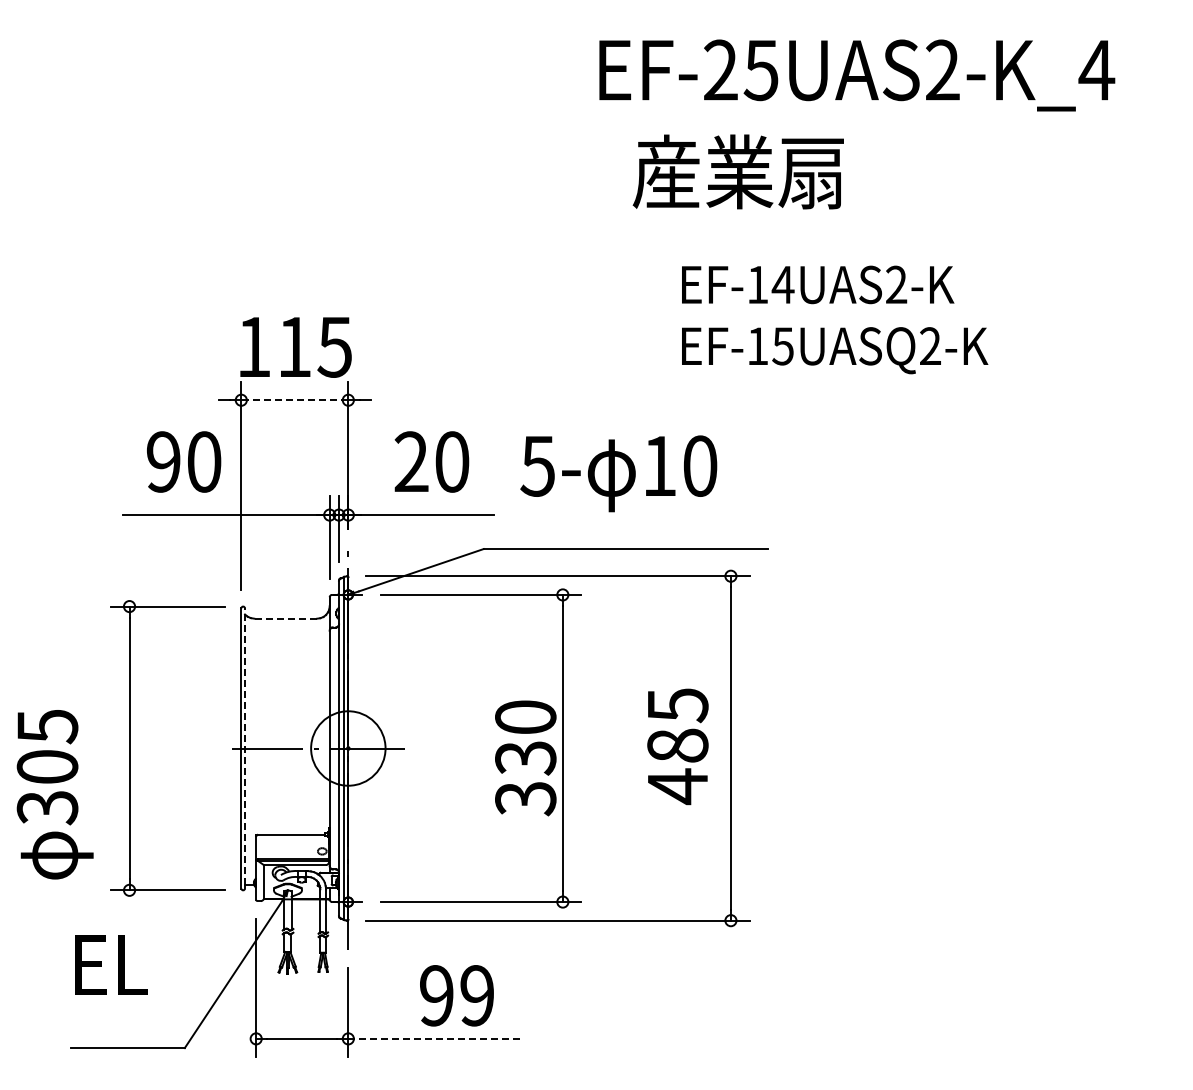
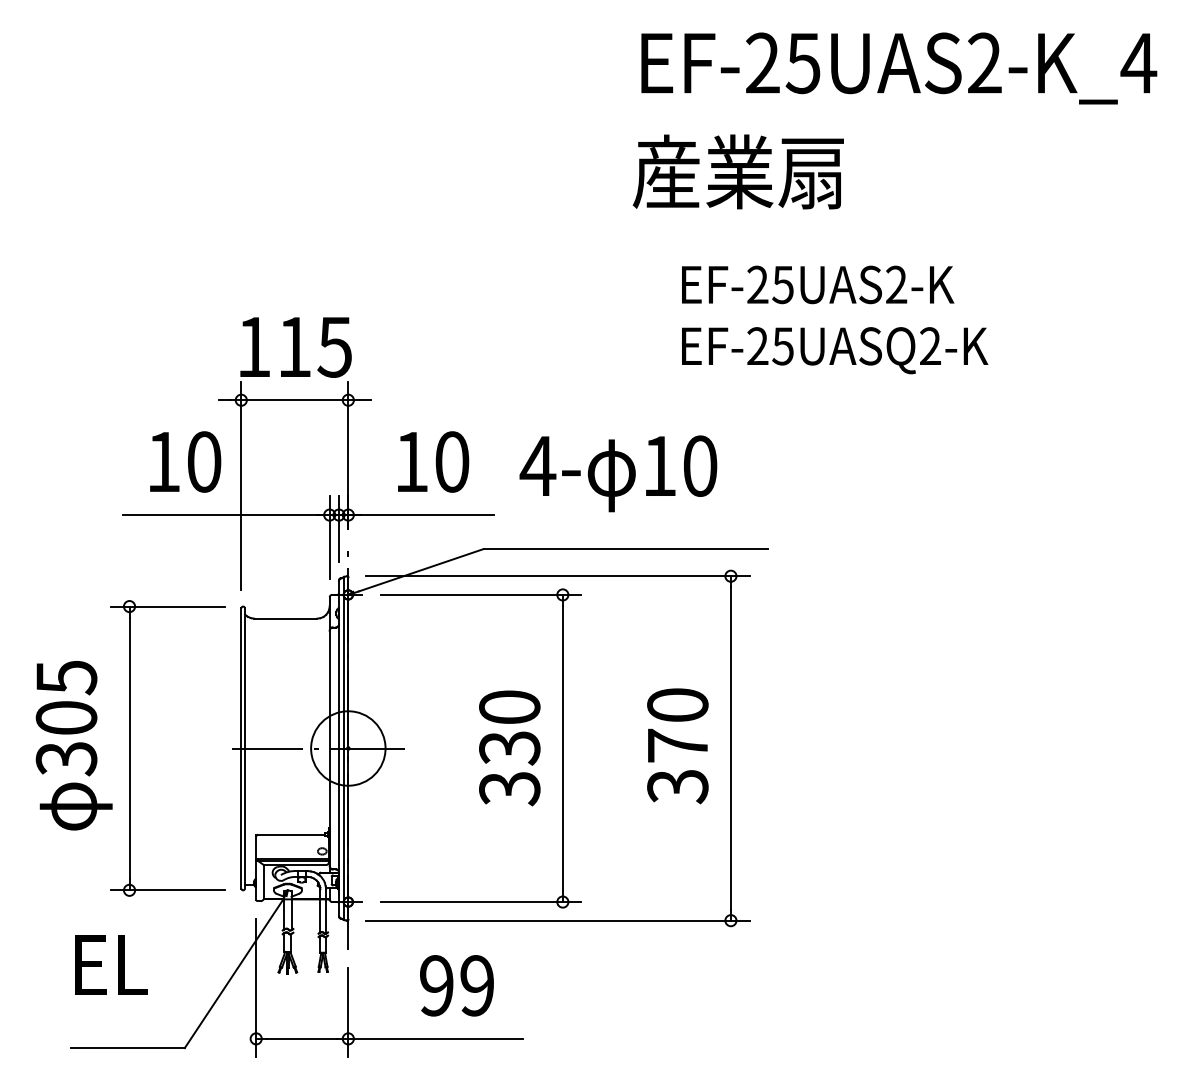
text position: (857, 75) -> (899, 68) (899, 68)
text: EF-14UAS2-K -> EF-25UAS2-K (770, 284)
text: EF-15UASQ2-K -> EF-25UASQ2-K (757, 345)
line: dashed -> solid (294, 400)
text: 90 -> 10 (163, 461)
text: 20 -> 10 (411, 461)
text: 5- -> 4- (537, 466)
line: dashed -> solid (285, 618)
line: dashed -> solid (245, 746)
text: 485 -> 370 (677, 746)
text position: (525, 758) -> (509, 748) (509, 748)
text position: (54, 794) -> (73, 745) (73, 745)
text position: (456, 995) -> (456, 985) (456, 985)
line: dashed -> solid (435, 1038)
